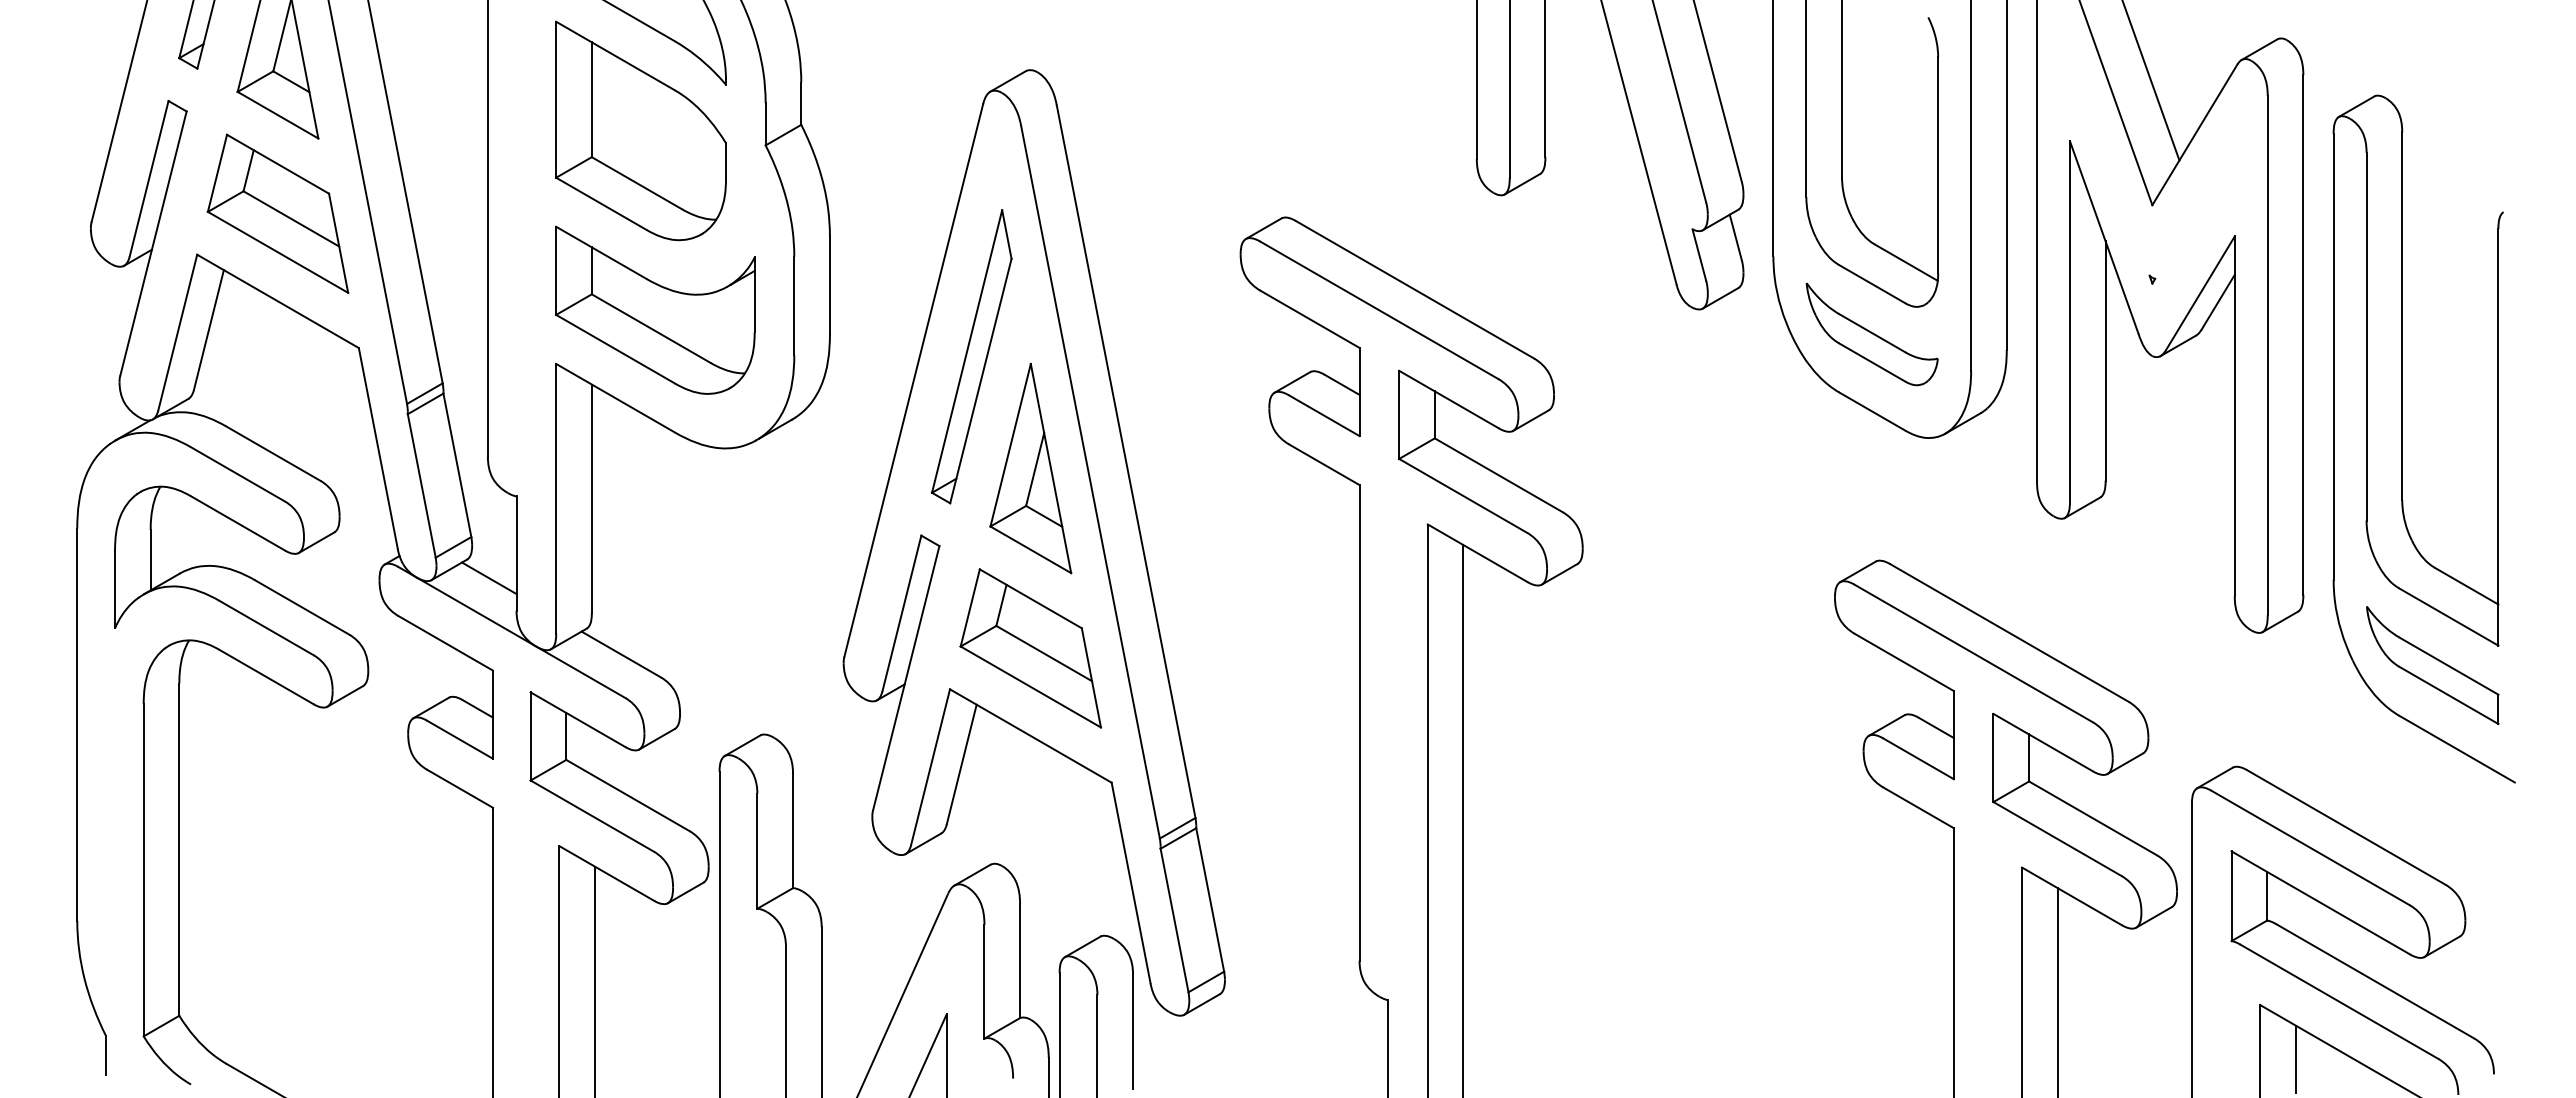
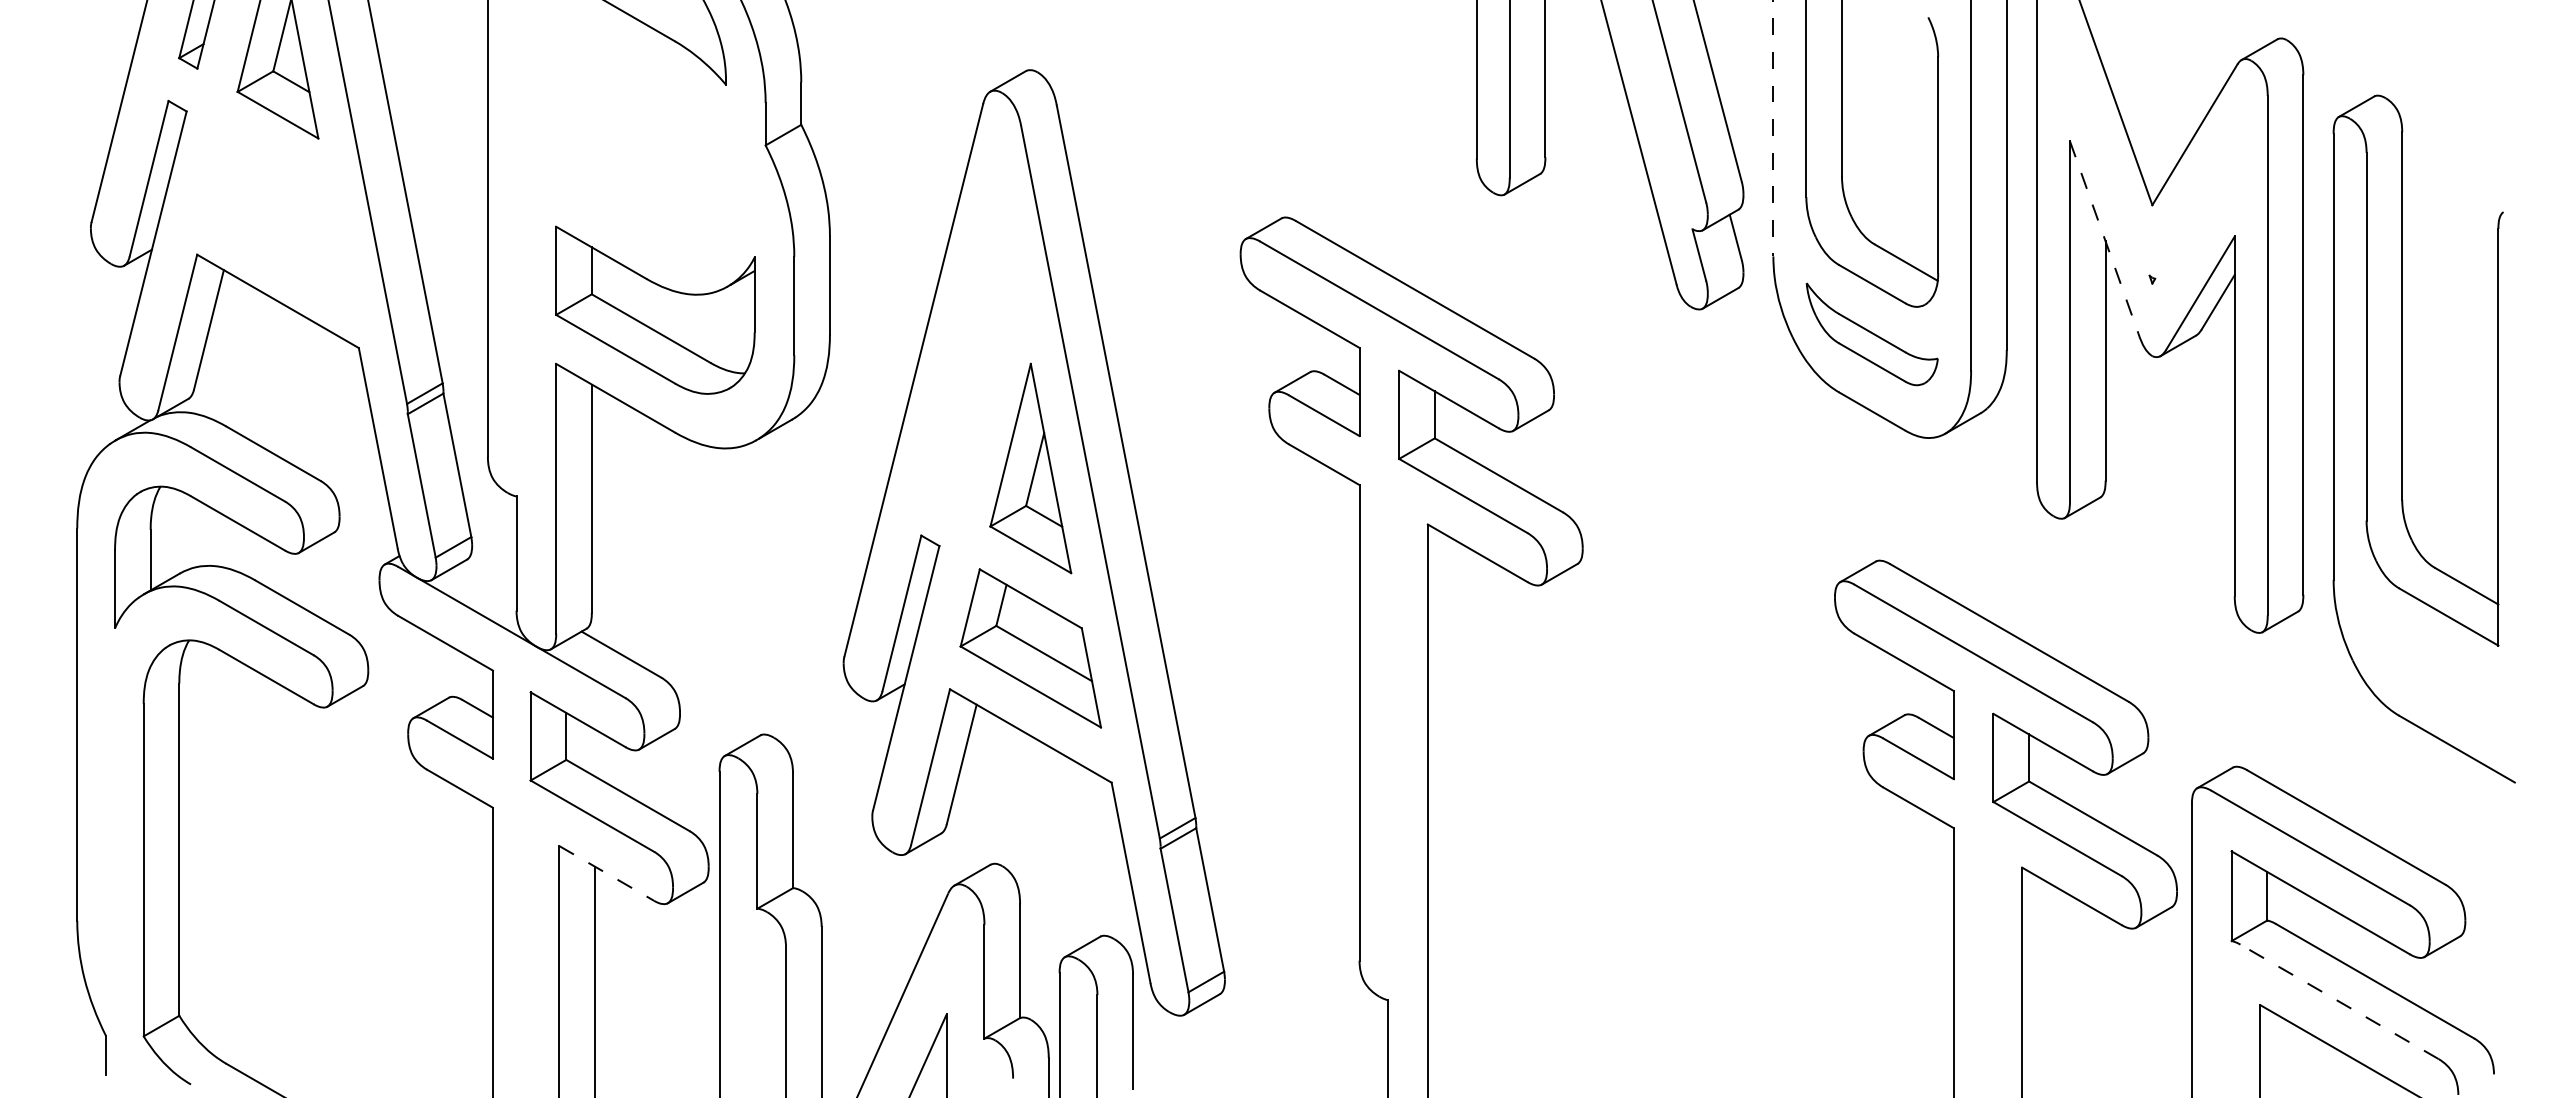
line: present -> none (2151, 81)
line: solid -> dashed (1773, 128)
part: present -> none (640, 130)
part: present -> none (277, 213)
line: solid -> dashed (2104, 238)
part: present -> none (971, 356)
line: present -> none (489, 578)
part: present -> none (2432, 665)
line: present -> none (1463, 819)
line: solid -> dashed (606, 873)
line: present -> none (2057, 991)
line: solid -> dashed (2339, 1001)
line: present -> none (2295, 1058)
